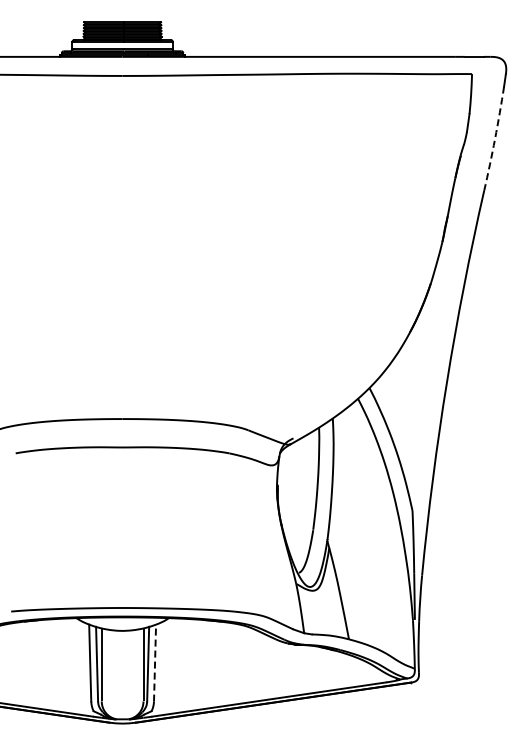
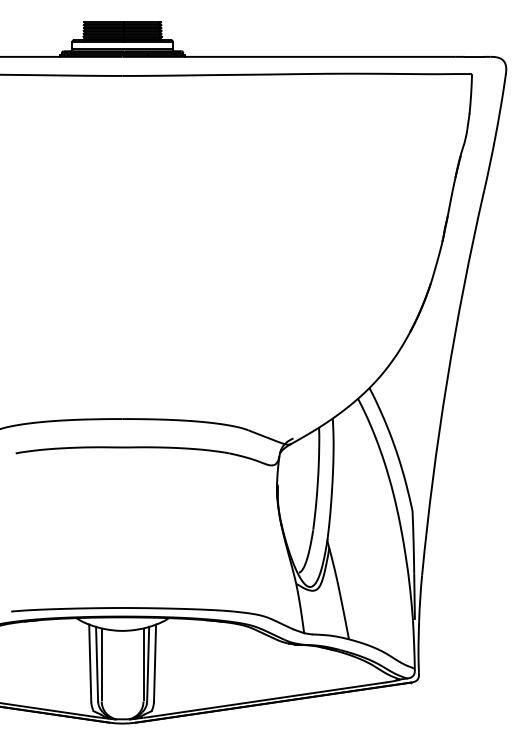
arc: dashed -> solid (495, 138)
line: dashed -> solid (155, 662)
